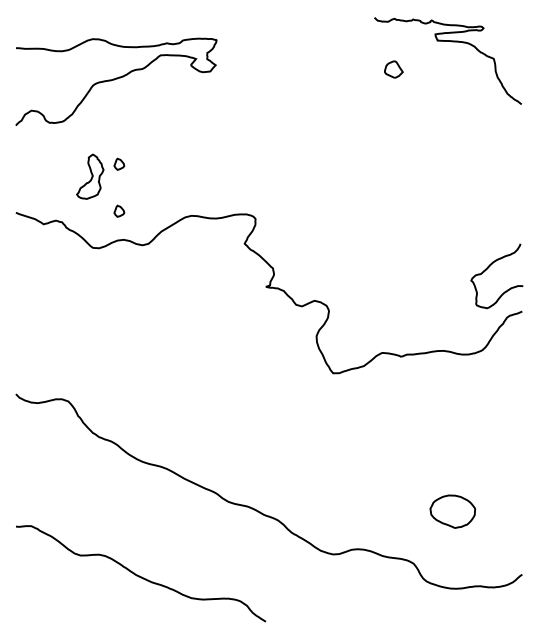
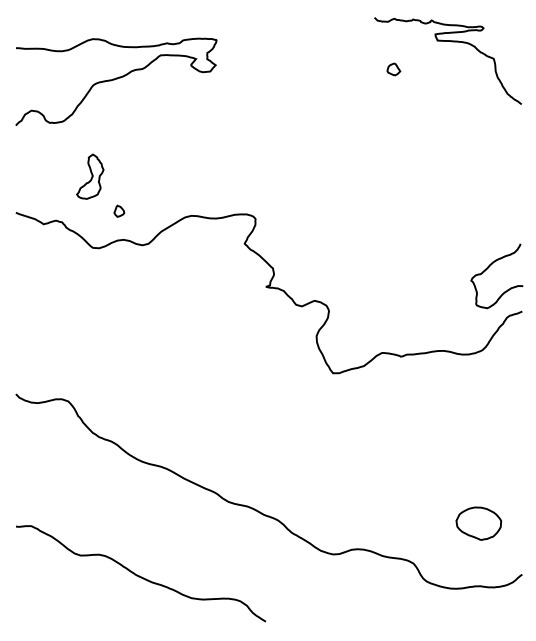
part size: 20x19 px -> 16x15 px (393, 69)
part: present -> none (119, 163)
part position: (452, 511) -> (478, 523) (478, 523)
